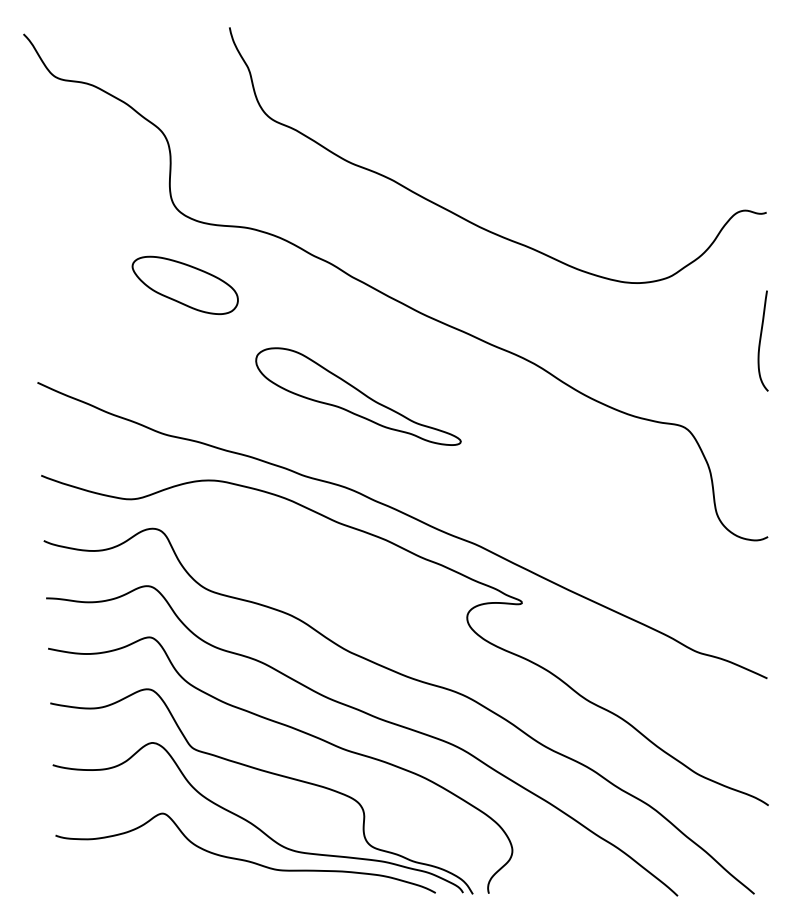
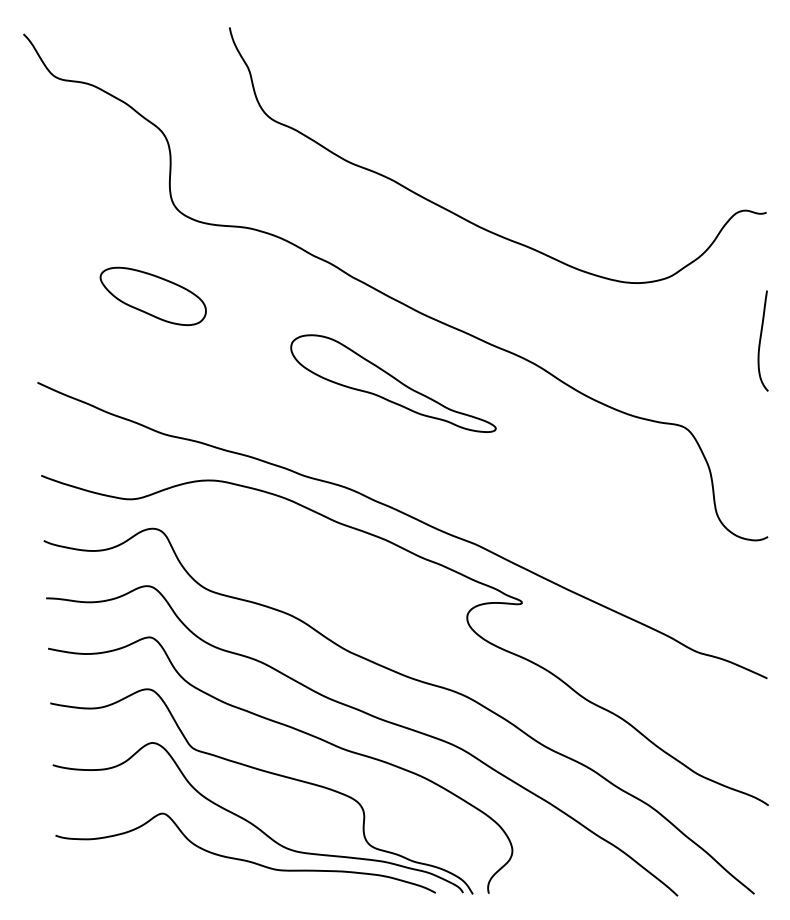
part position: (184, 284) -> (152, 295) (152, 295)
part position: (358, 396) -> (393, 383) (393, 383)
